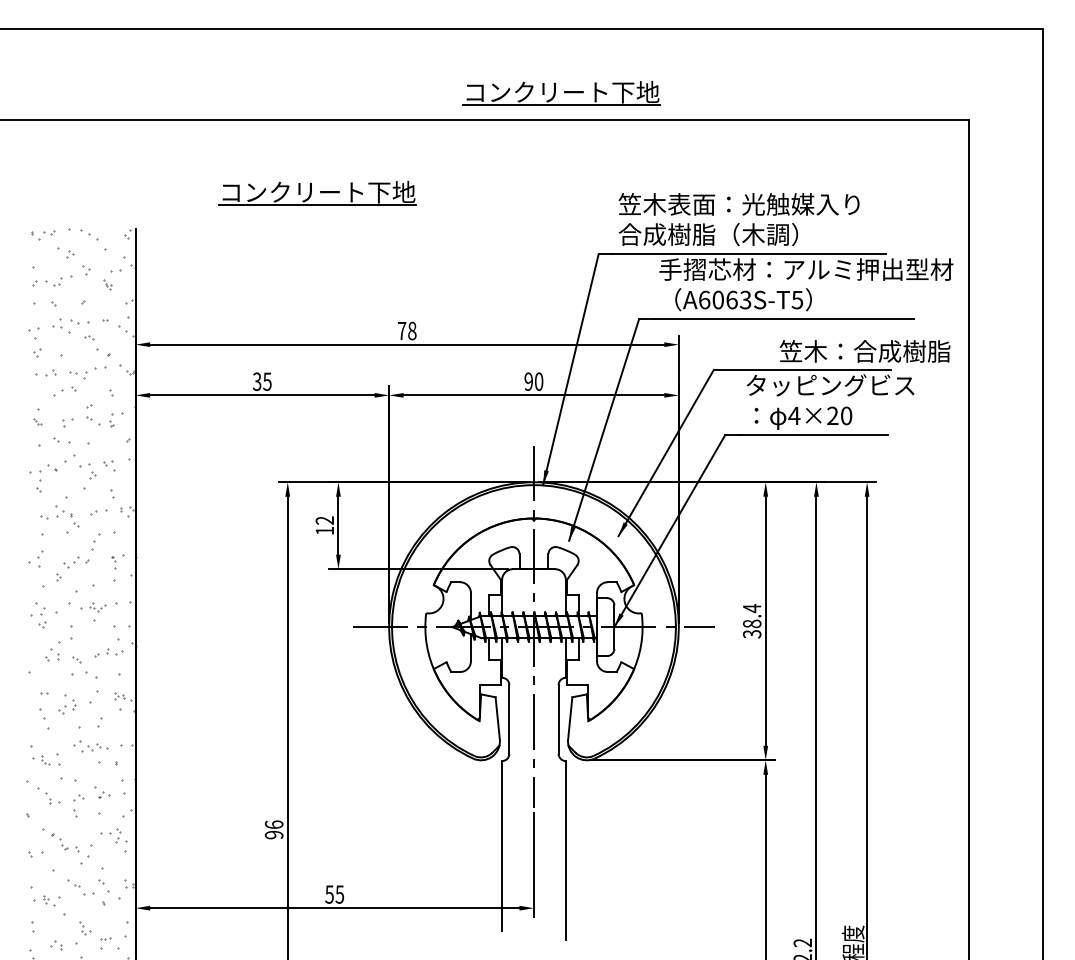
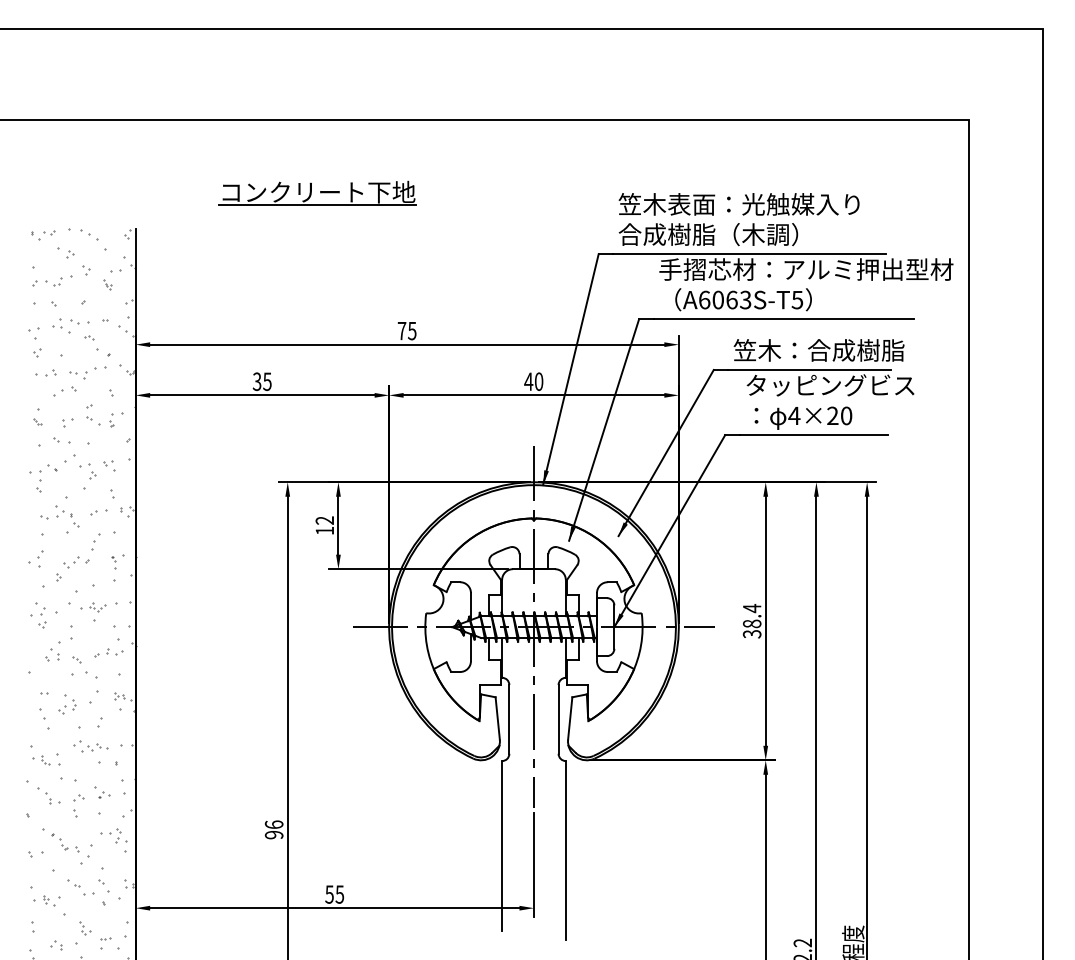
part: present -> none (561, 92)
text: 78 -> 75 (412, 330)
text position: (864, 351) -> (818, 350) (818, 350)
text: 90 -> 40 (528, 381)
